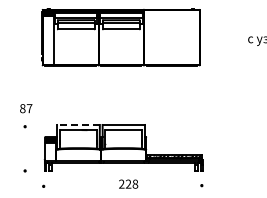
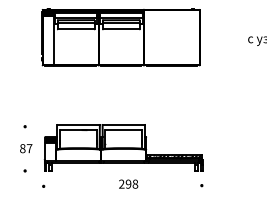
text position: (26, 108) -> (26, 148) (26, 148)
line: dashed -> solid (78, 124)
text: 228 -> 298 (128, 184)
